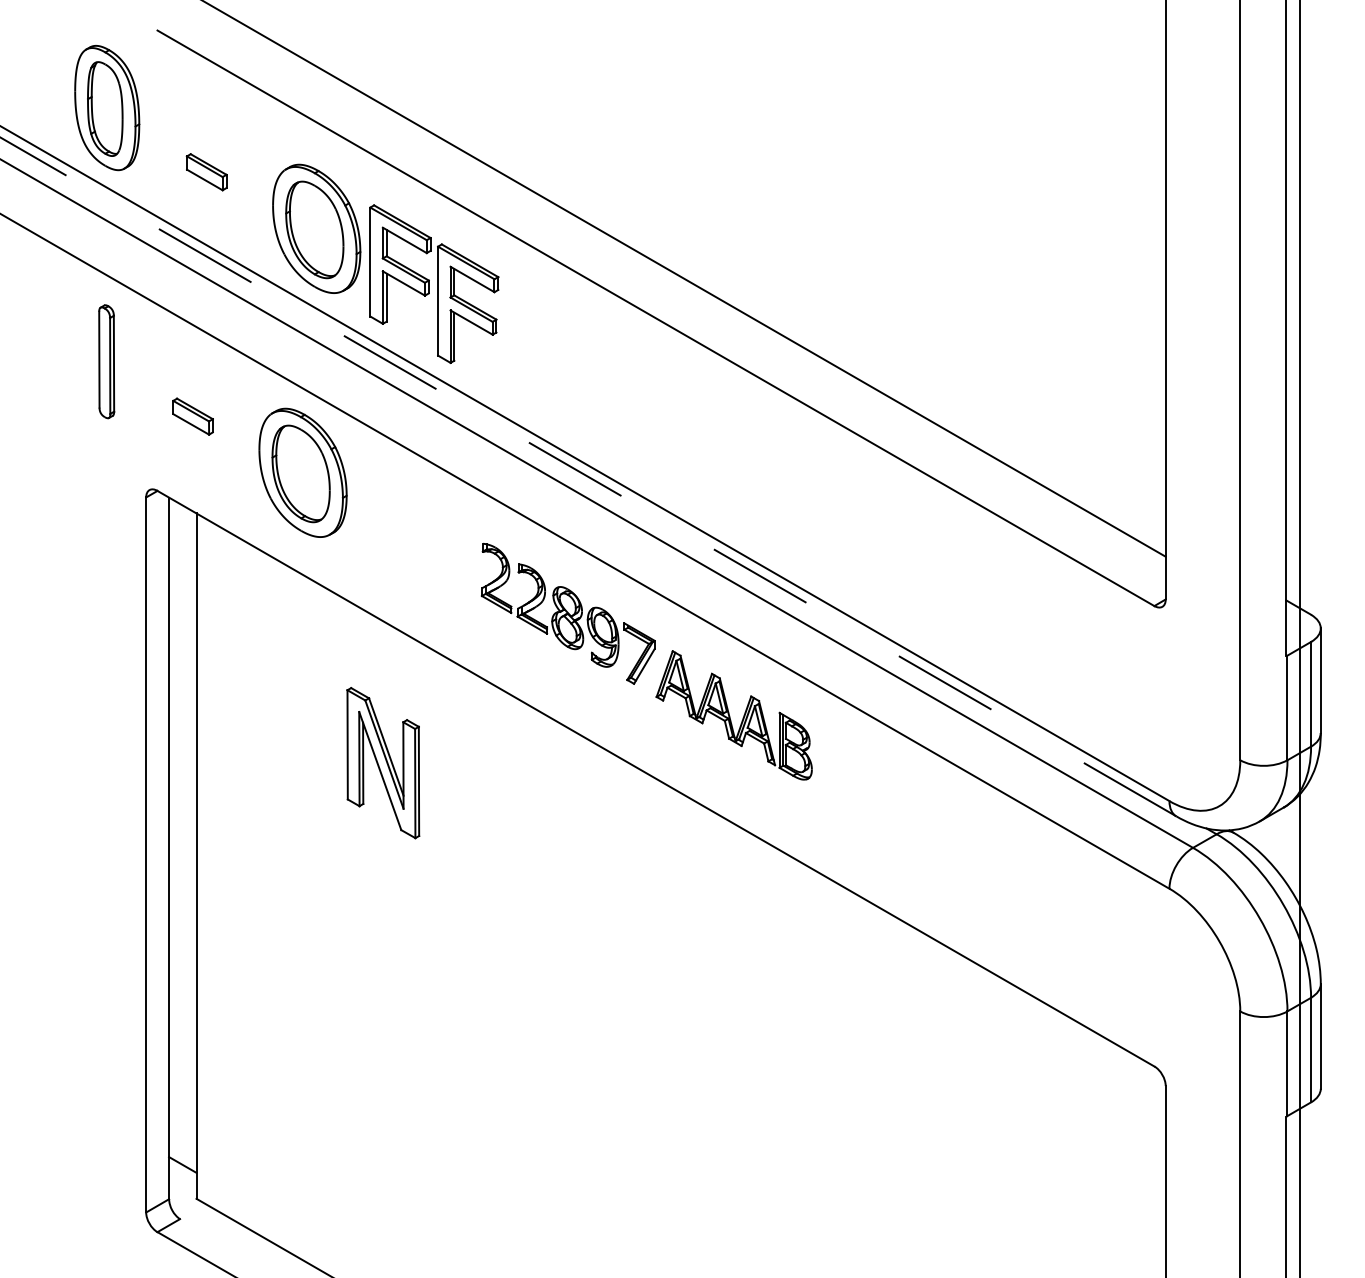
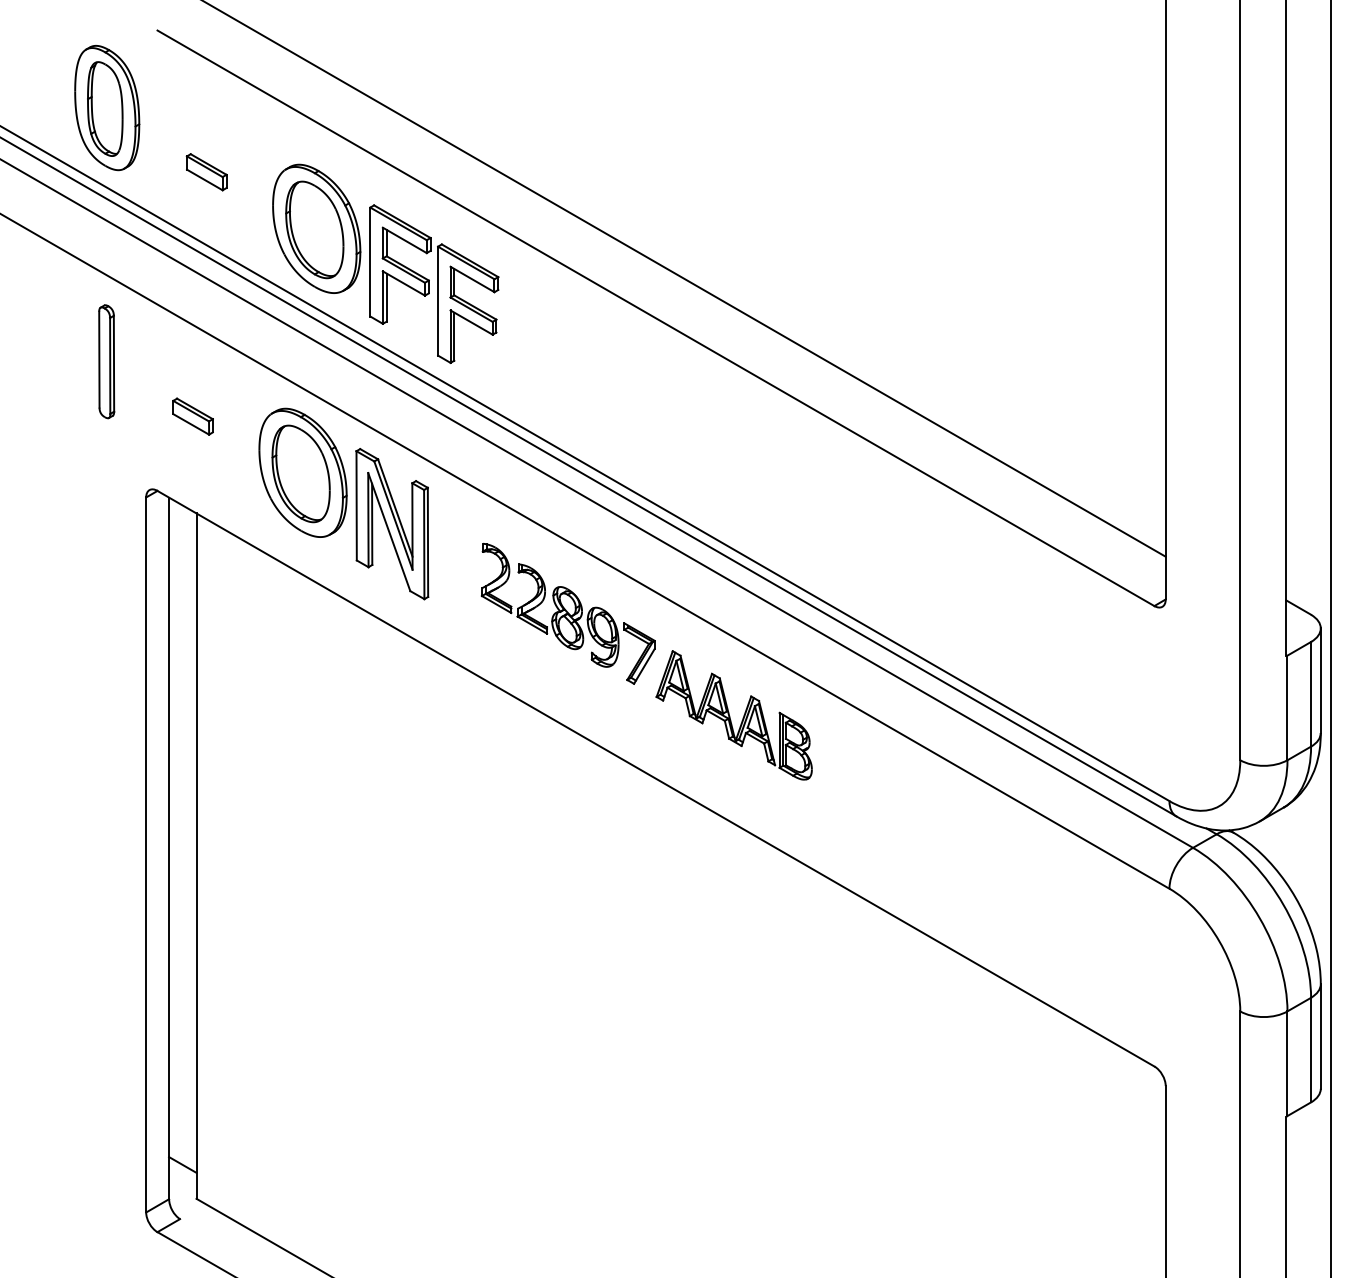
line: dashed -> solid (588, 477)
line position: (1299, 638) -> (1330, 638) (1330, 638)
part position: (383, 763) -> (392, 524) (392, 524)
